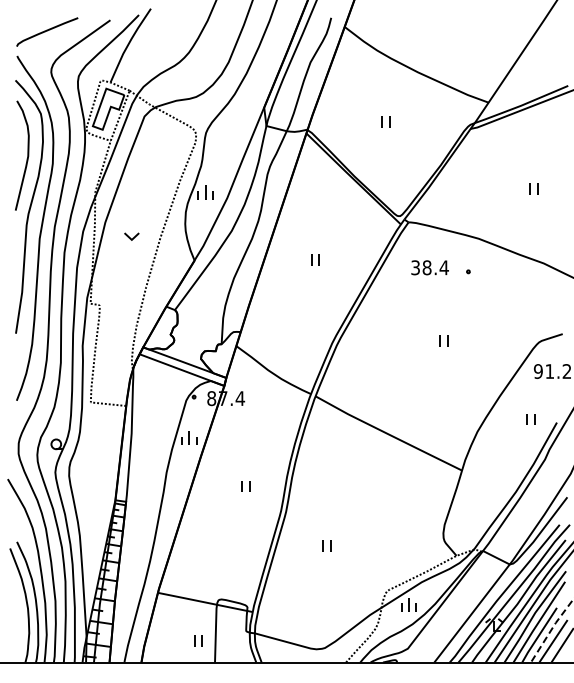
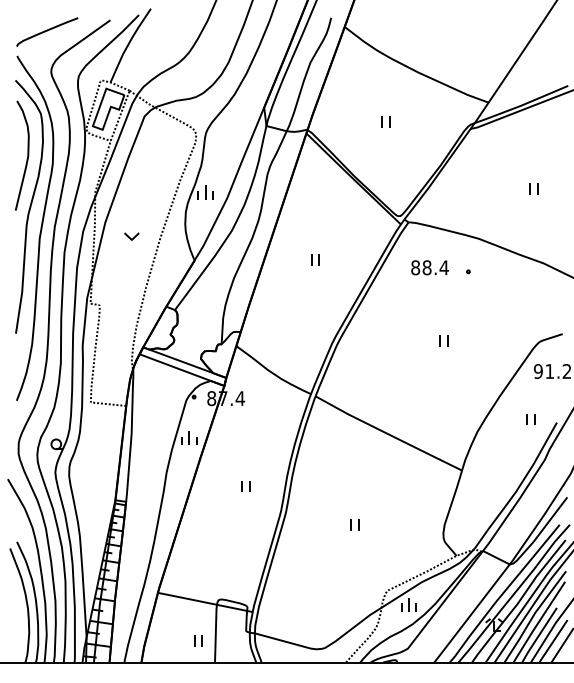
text: 38.4 -> 88.4 (415, 267)
part position: (326, 545) -> (354, 524) (354, 524)
line: dashed -> solid (551, 629)
